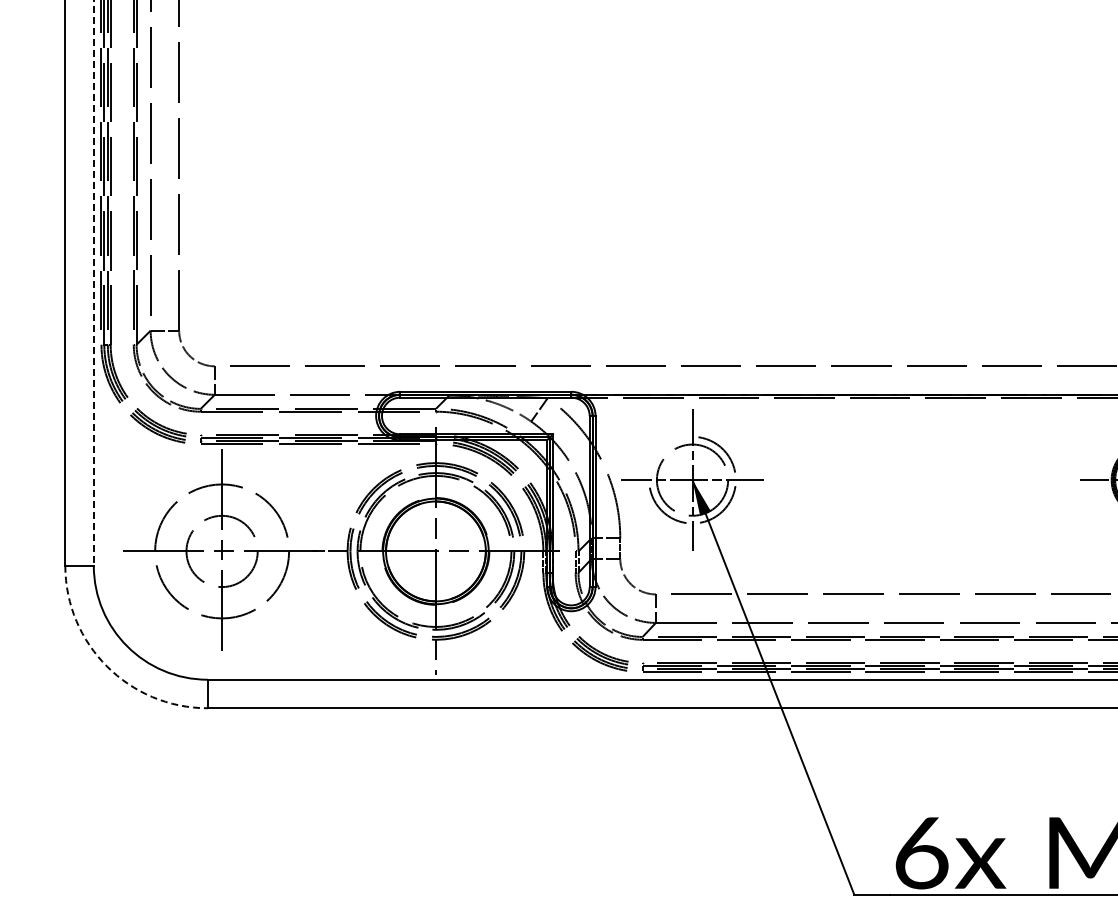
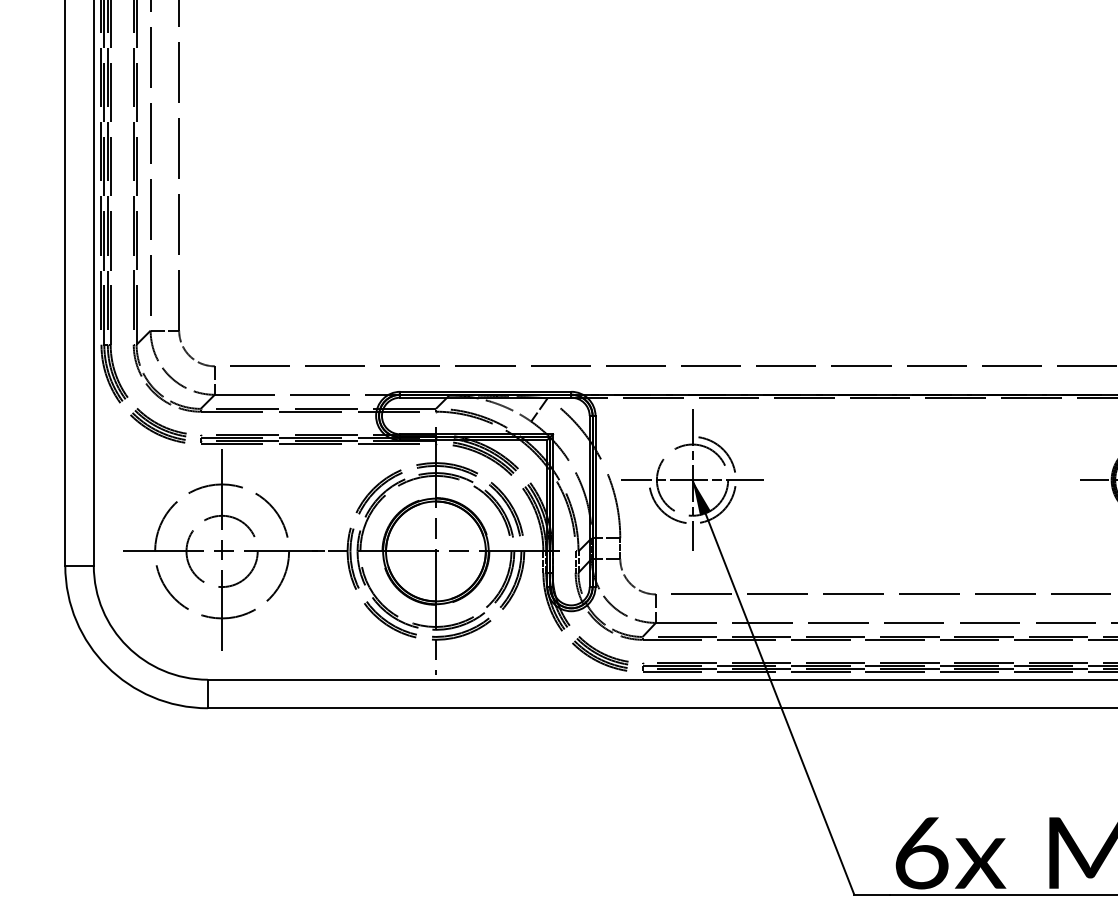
line: dashed -> solid (93, 283)
arc: dashed -> solid (107, 666)
